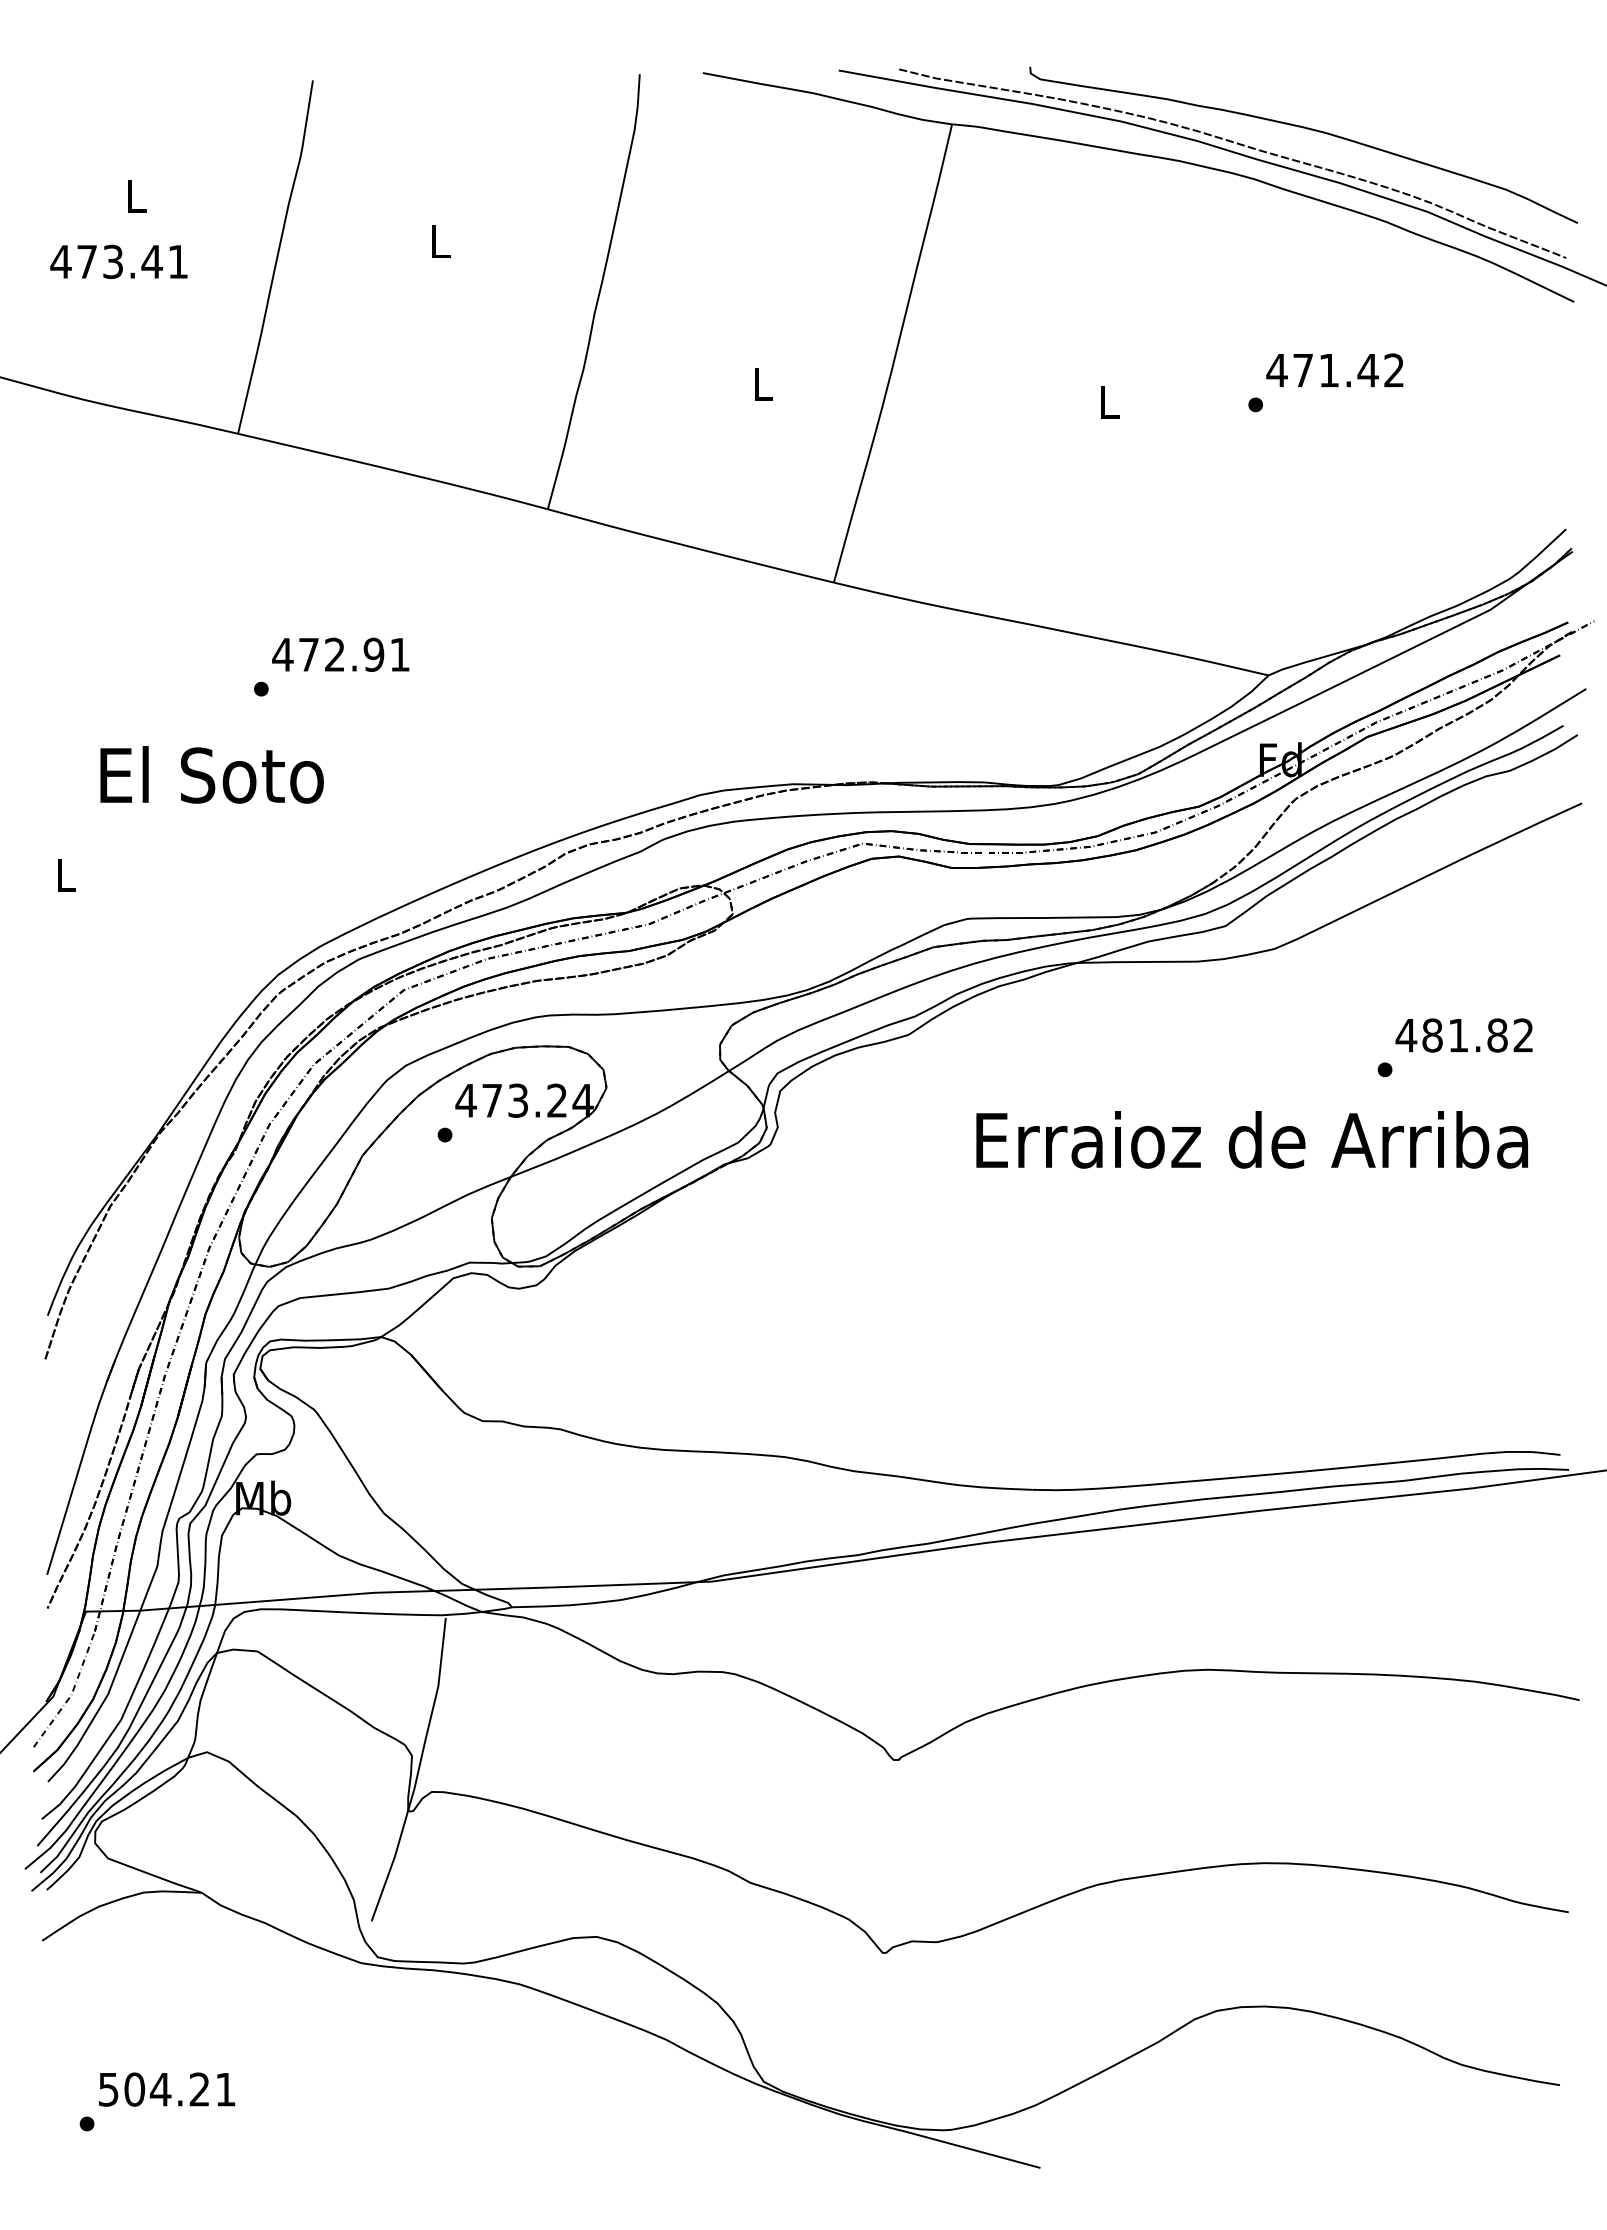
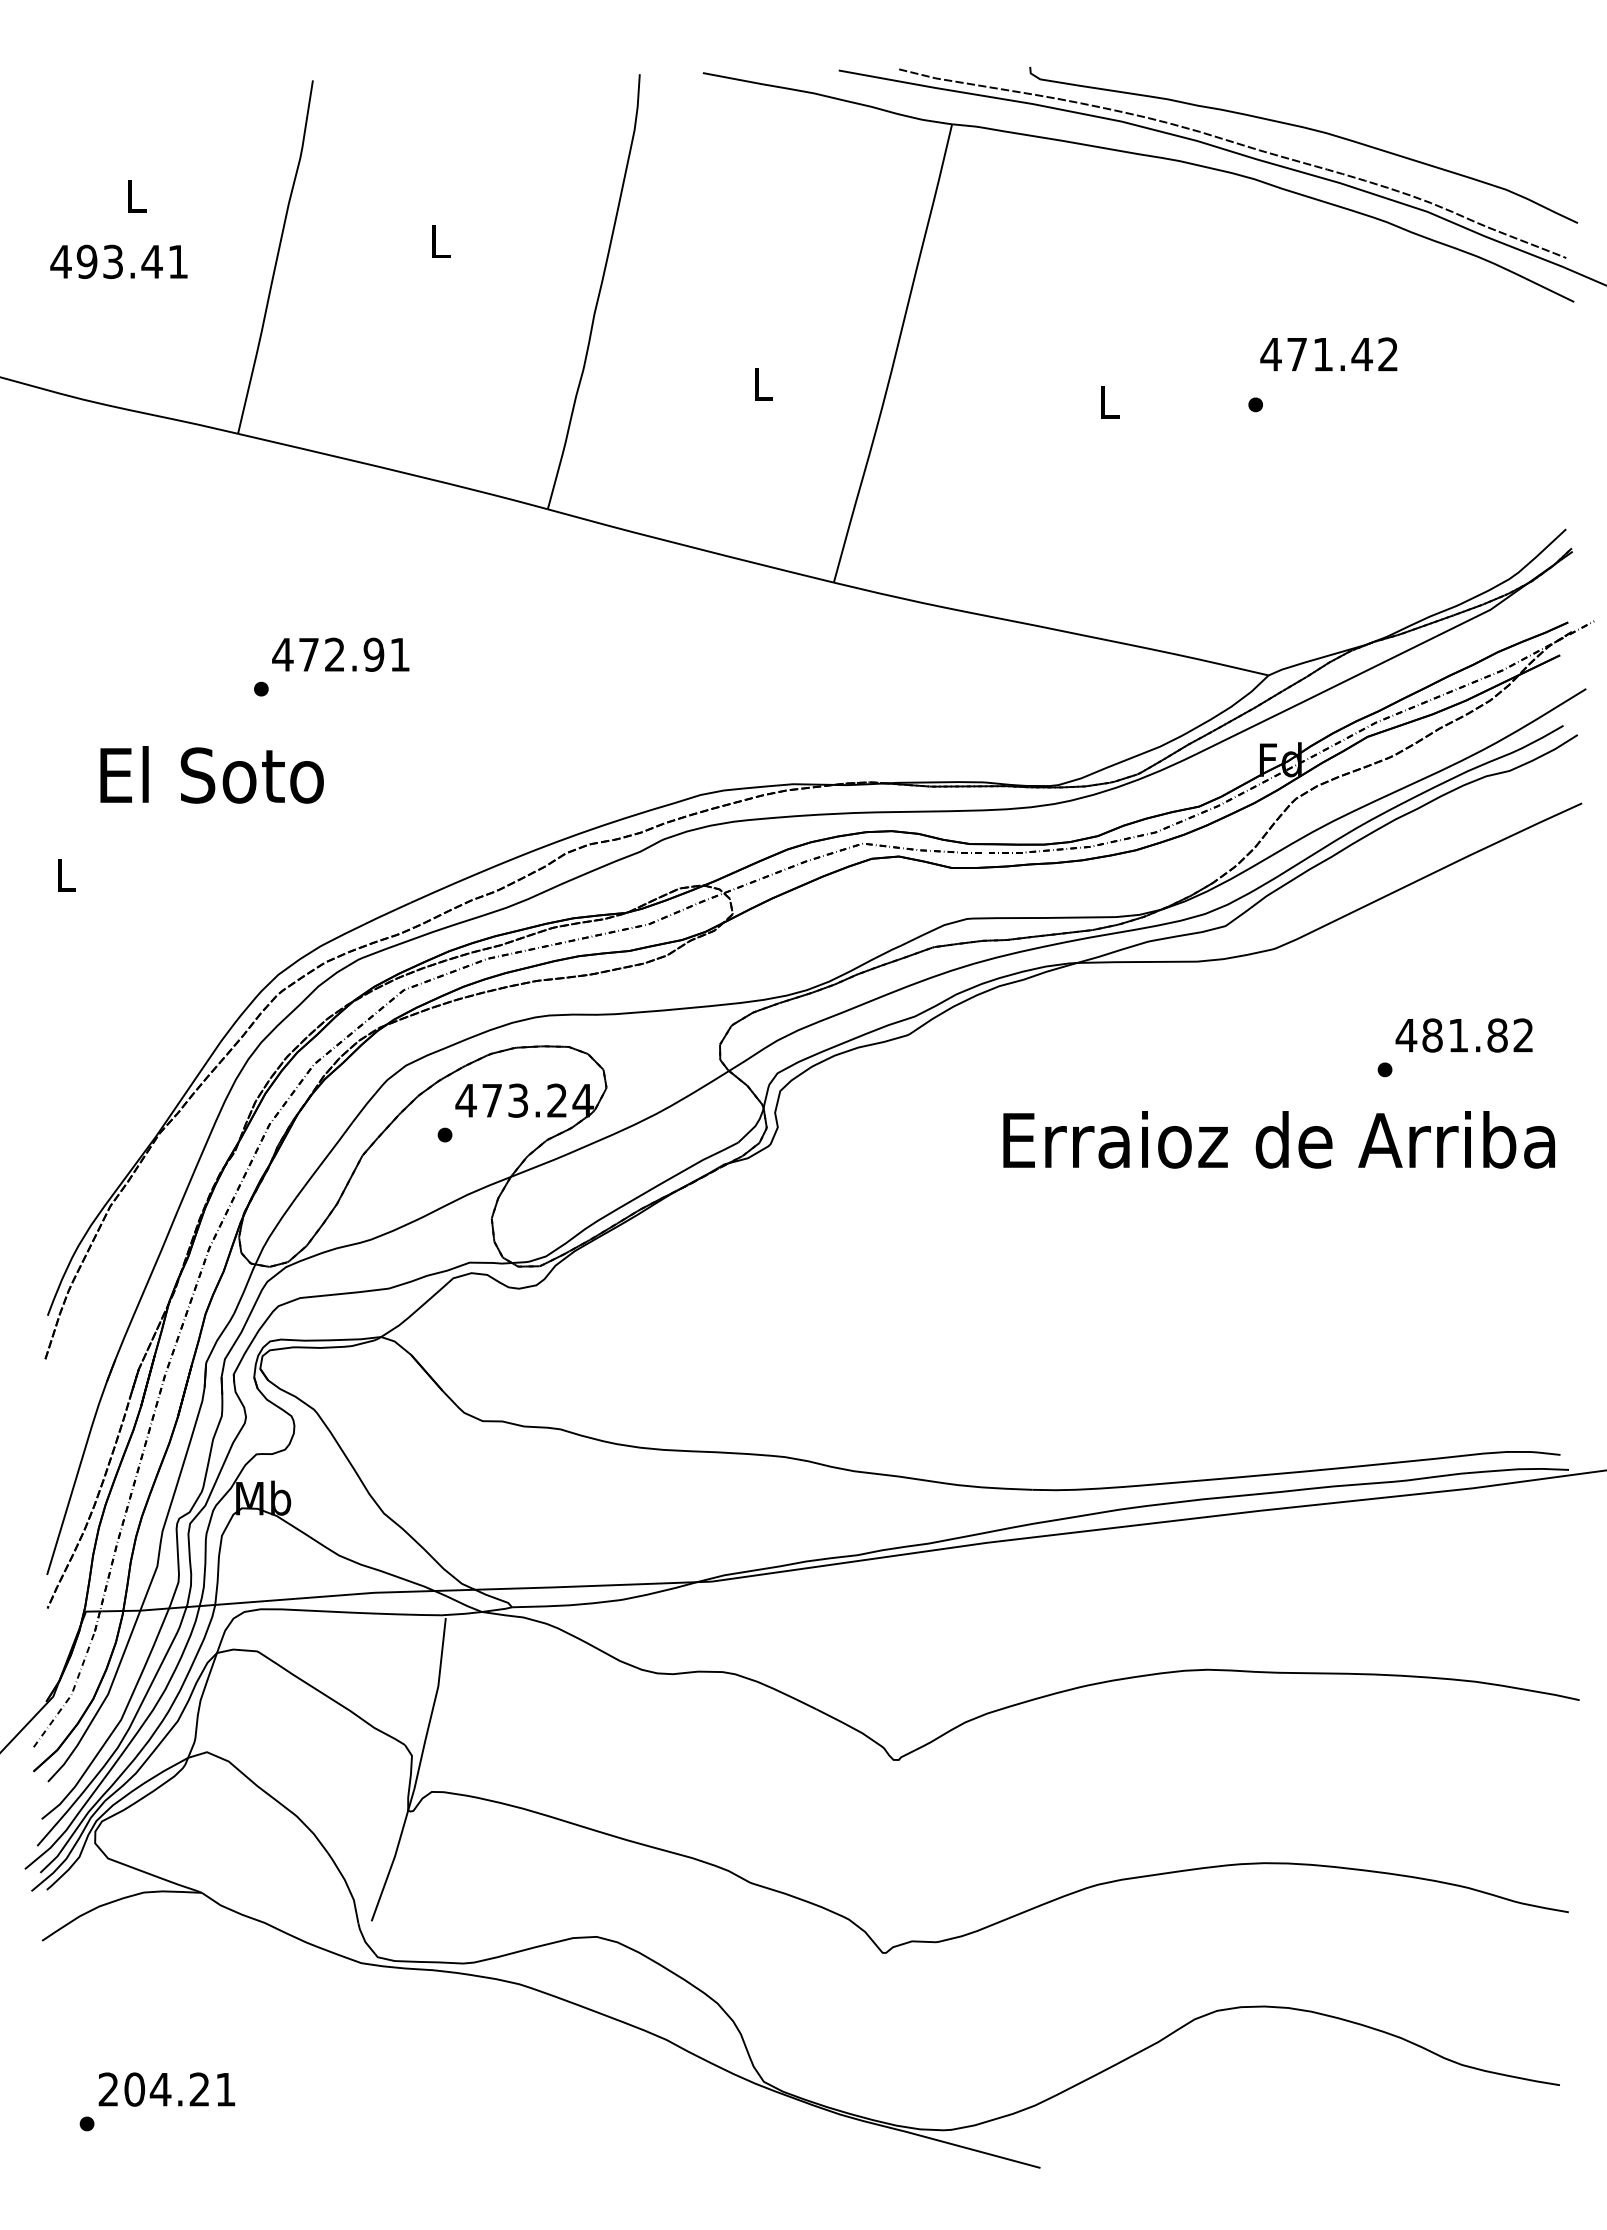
text: 473.41 -> 493.41 (86, 261)
text position: (1334, 370) -> (1328, 354) (1328, 354)
text position: (1251, 1139) -> (1278, 1139) (1278, 1139)
text: 504.21 -> 204.21 (108, 2089)
